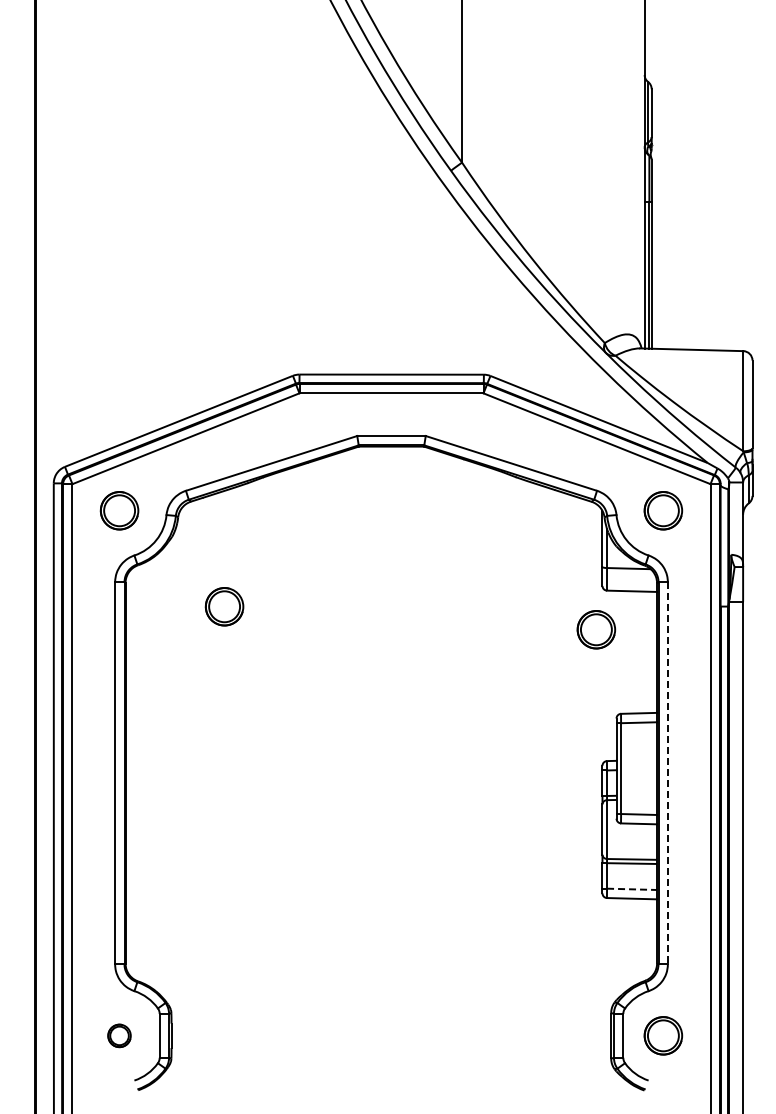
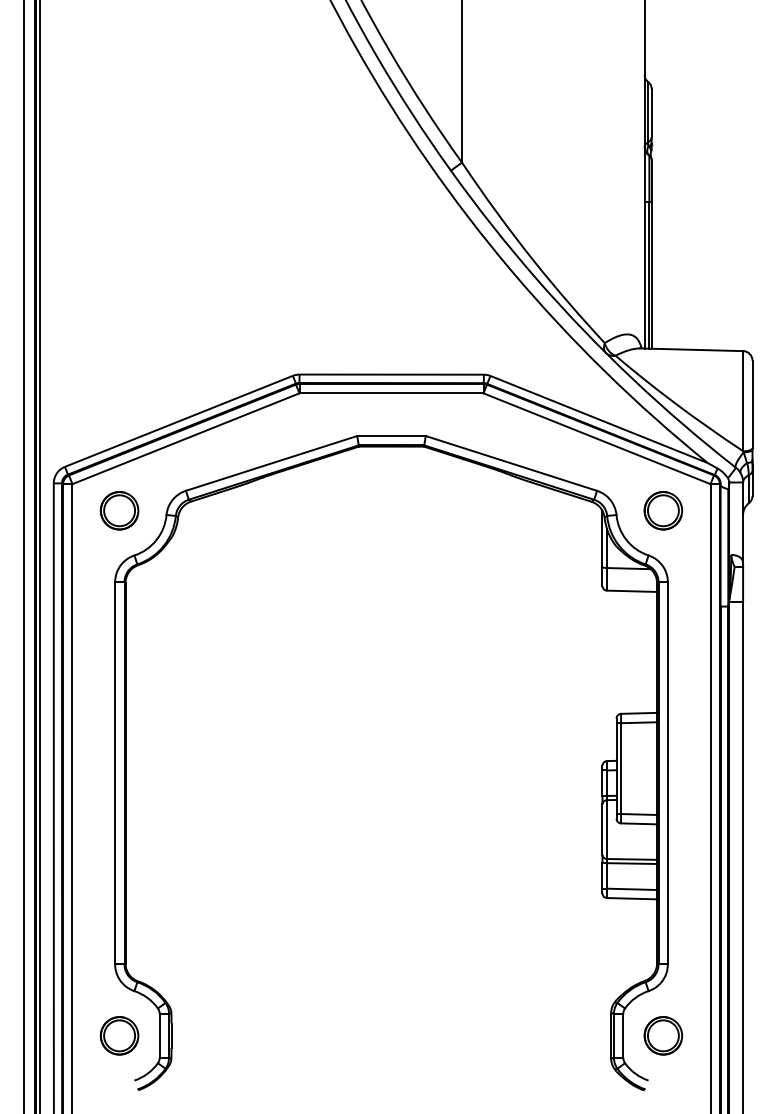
line: none -> present (23, 556)
line: none -> present (39, 556)
part: present -> none (224, 606)
part: present -> none (596, 629)
line: dashed -> solid (667, 773)
line: dashed -> solid (632, 889)
part size: 25x26 px -> 41x40 px (119, 1035)
